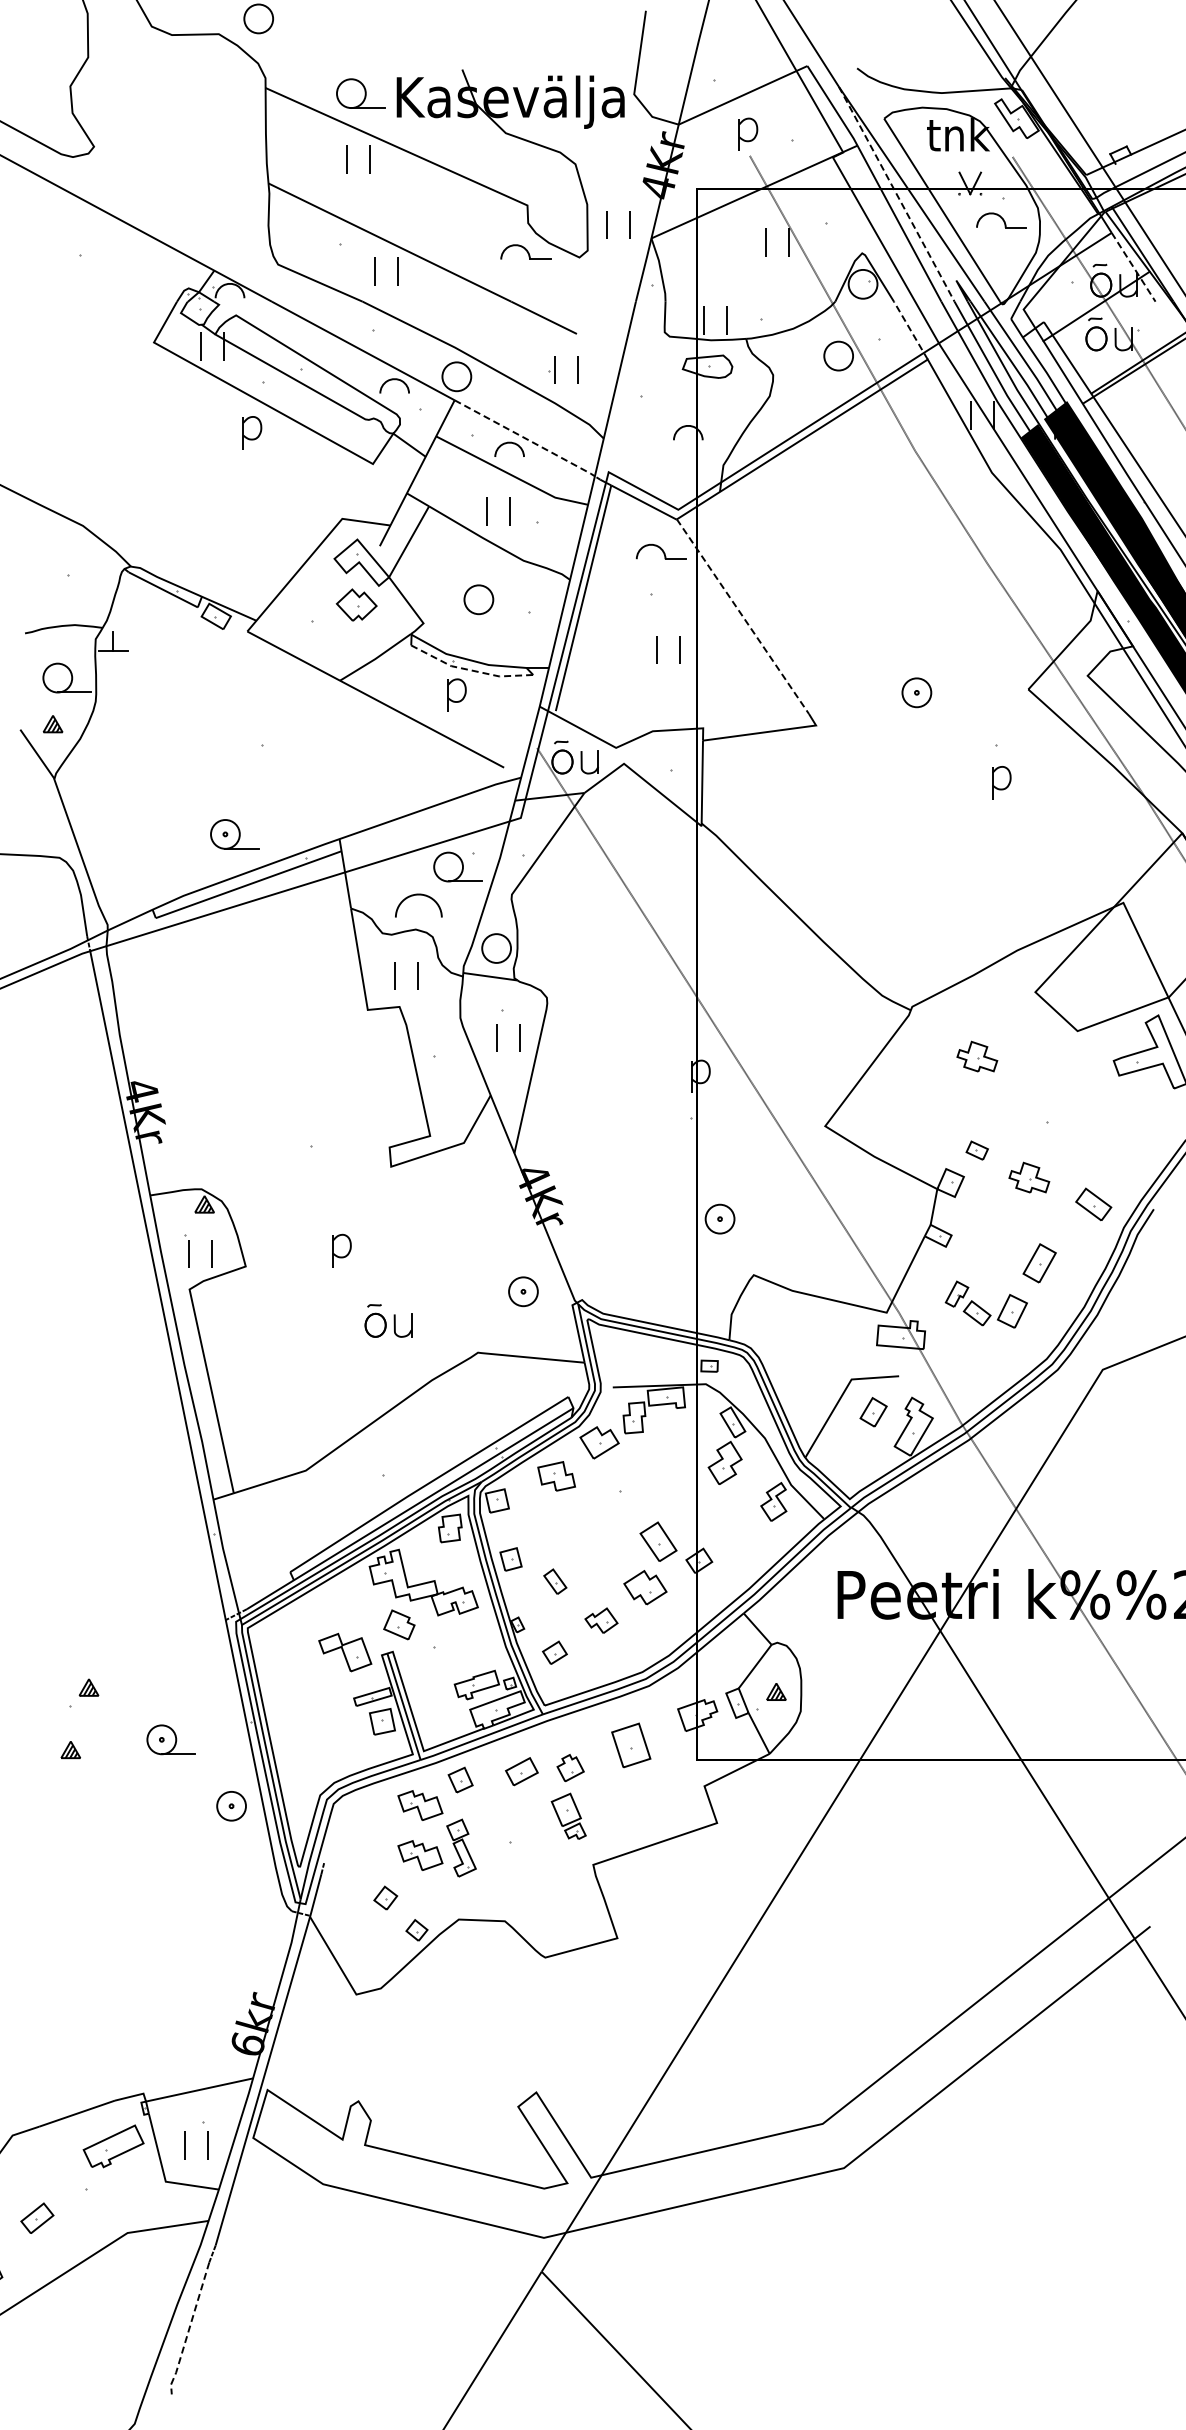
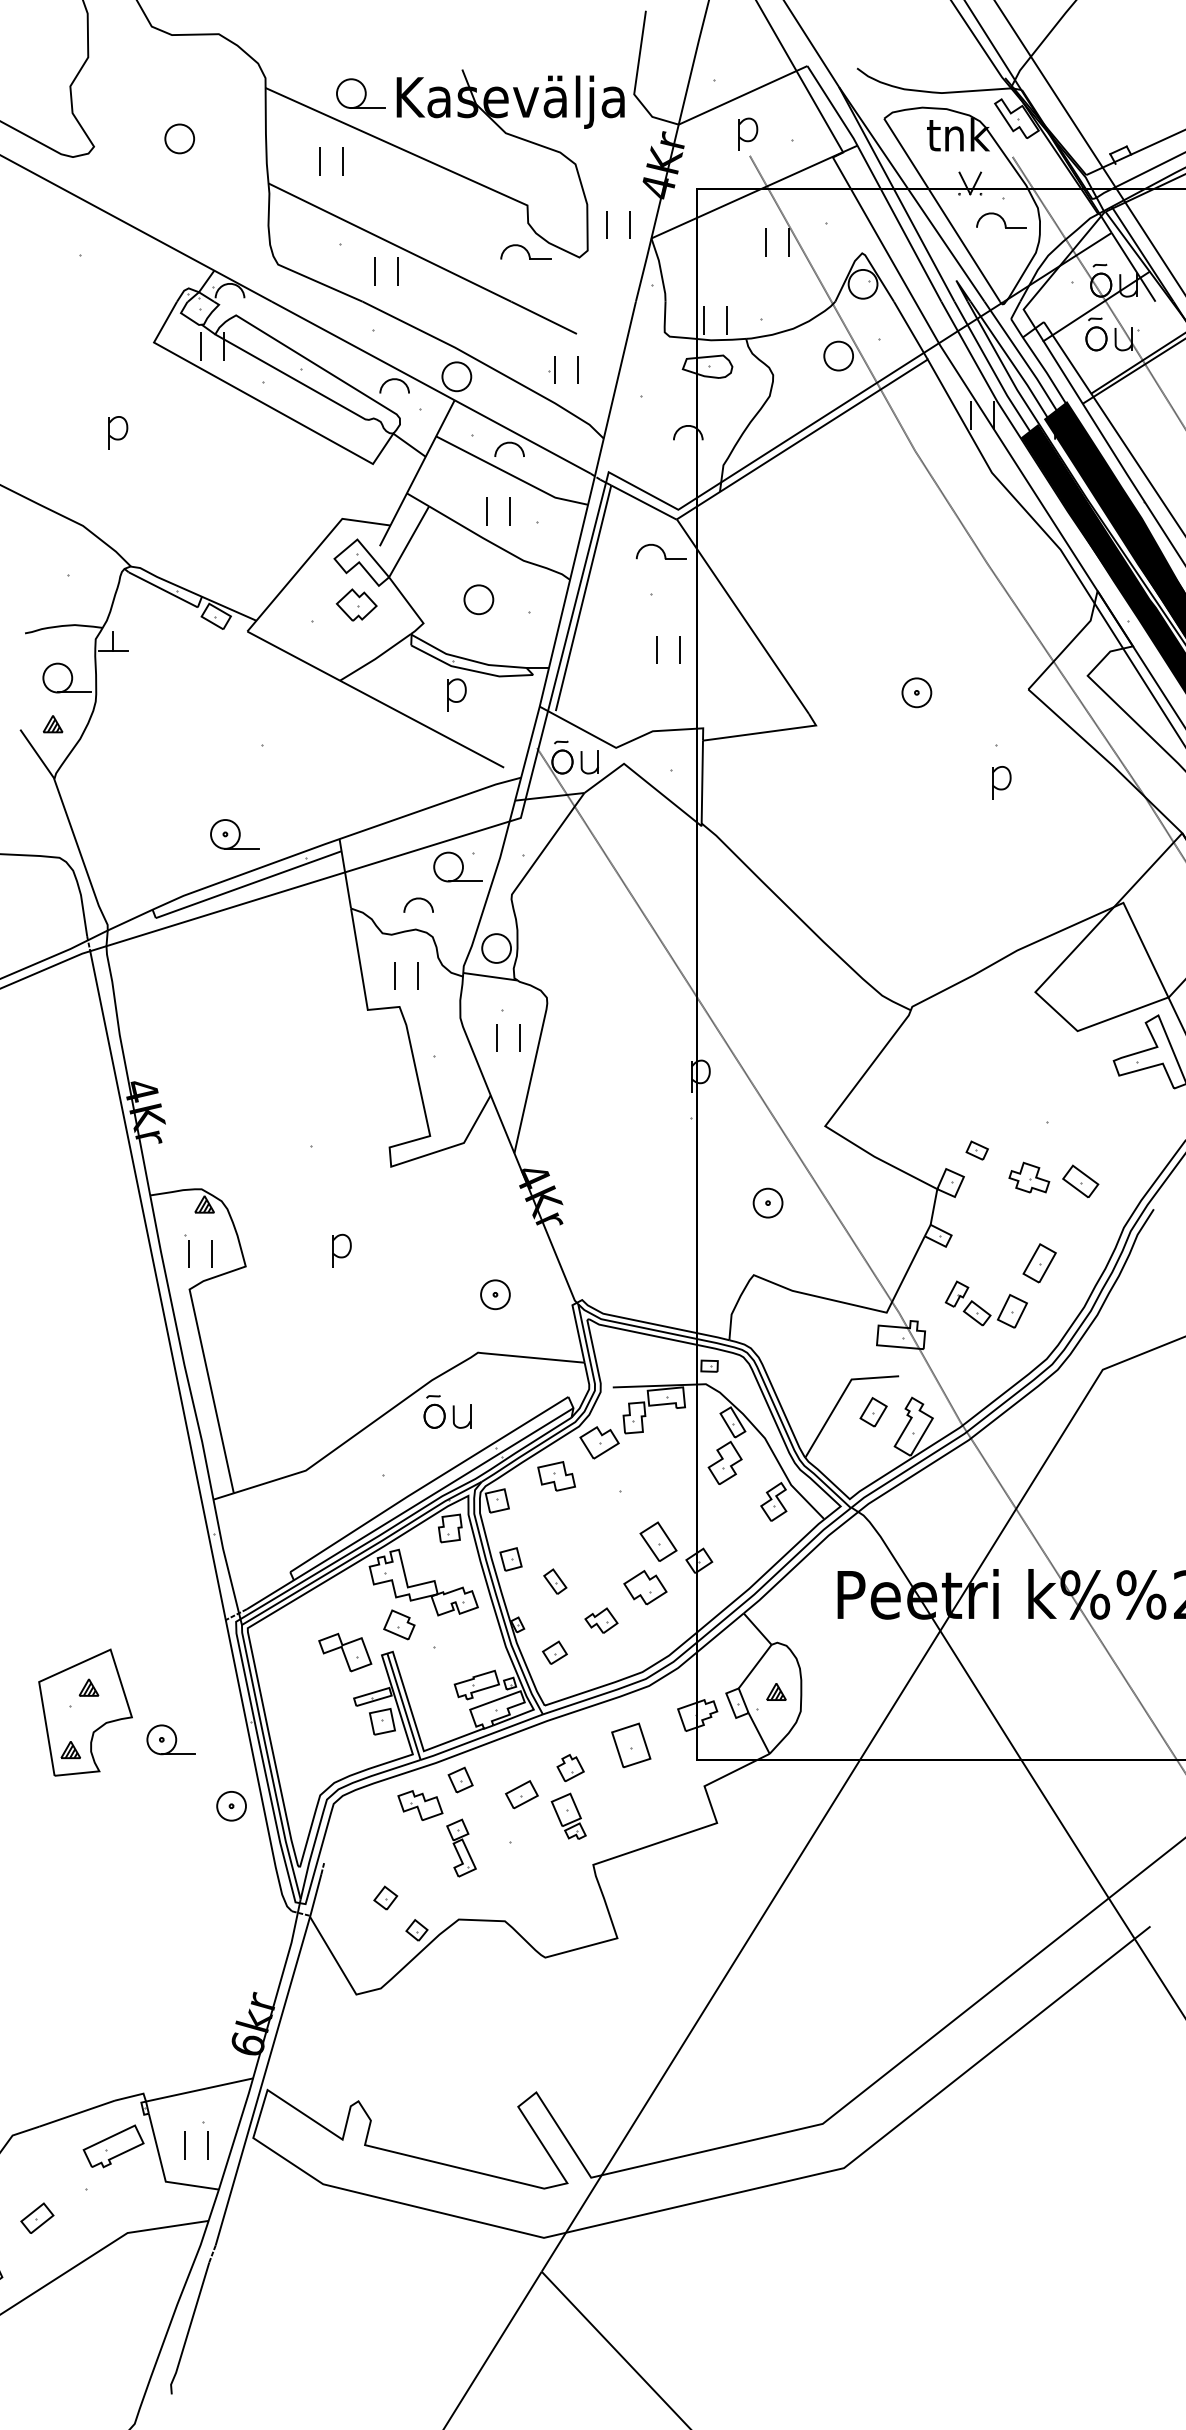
part position: (258, 18) -> (179, 138) (179, 138)
part position: (347, 159) -> (320, 161) (320, 161)
line: dashed -> solid (896, 194)
line: dashed -> solid (1133, 267)
line: dashed -> solid (910, 330)
part position: (252, 432) -> (118, 432) (118, 432)
line: dashed -> solid (523, 437)
line: dashed -> solid (742, 616)
line: dashed -> solid (469, 670)
part size: 48x25 px -> 31x16 px (418, 904)
part: present -> none (977, 1056)
part position: (1093, 1204) -> (1080, 1181) (1080, 1181)
part position: (719, 1218) -> (767, 1202) (767, 1202)
part position: (523, 1291) -> (495, 1294) (495, 1294)
part position: (388, 1320) -> (447, 1411) (447, 1411)
part: none -> present (85, 1712)
part position: (521, 1771) -> (521, 1794) (521, 1794)
part: present -> none (420, 1855)
line: dashed -> solid (188, 2329)
